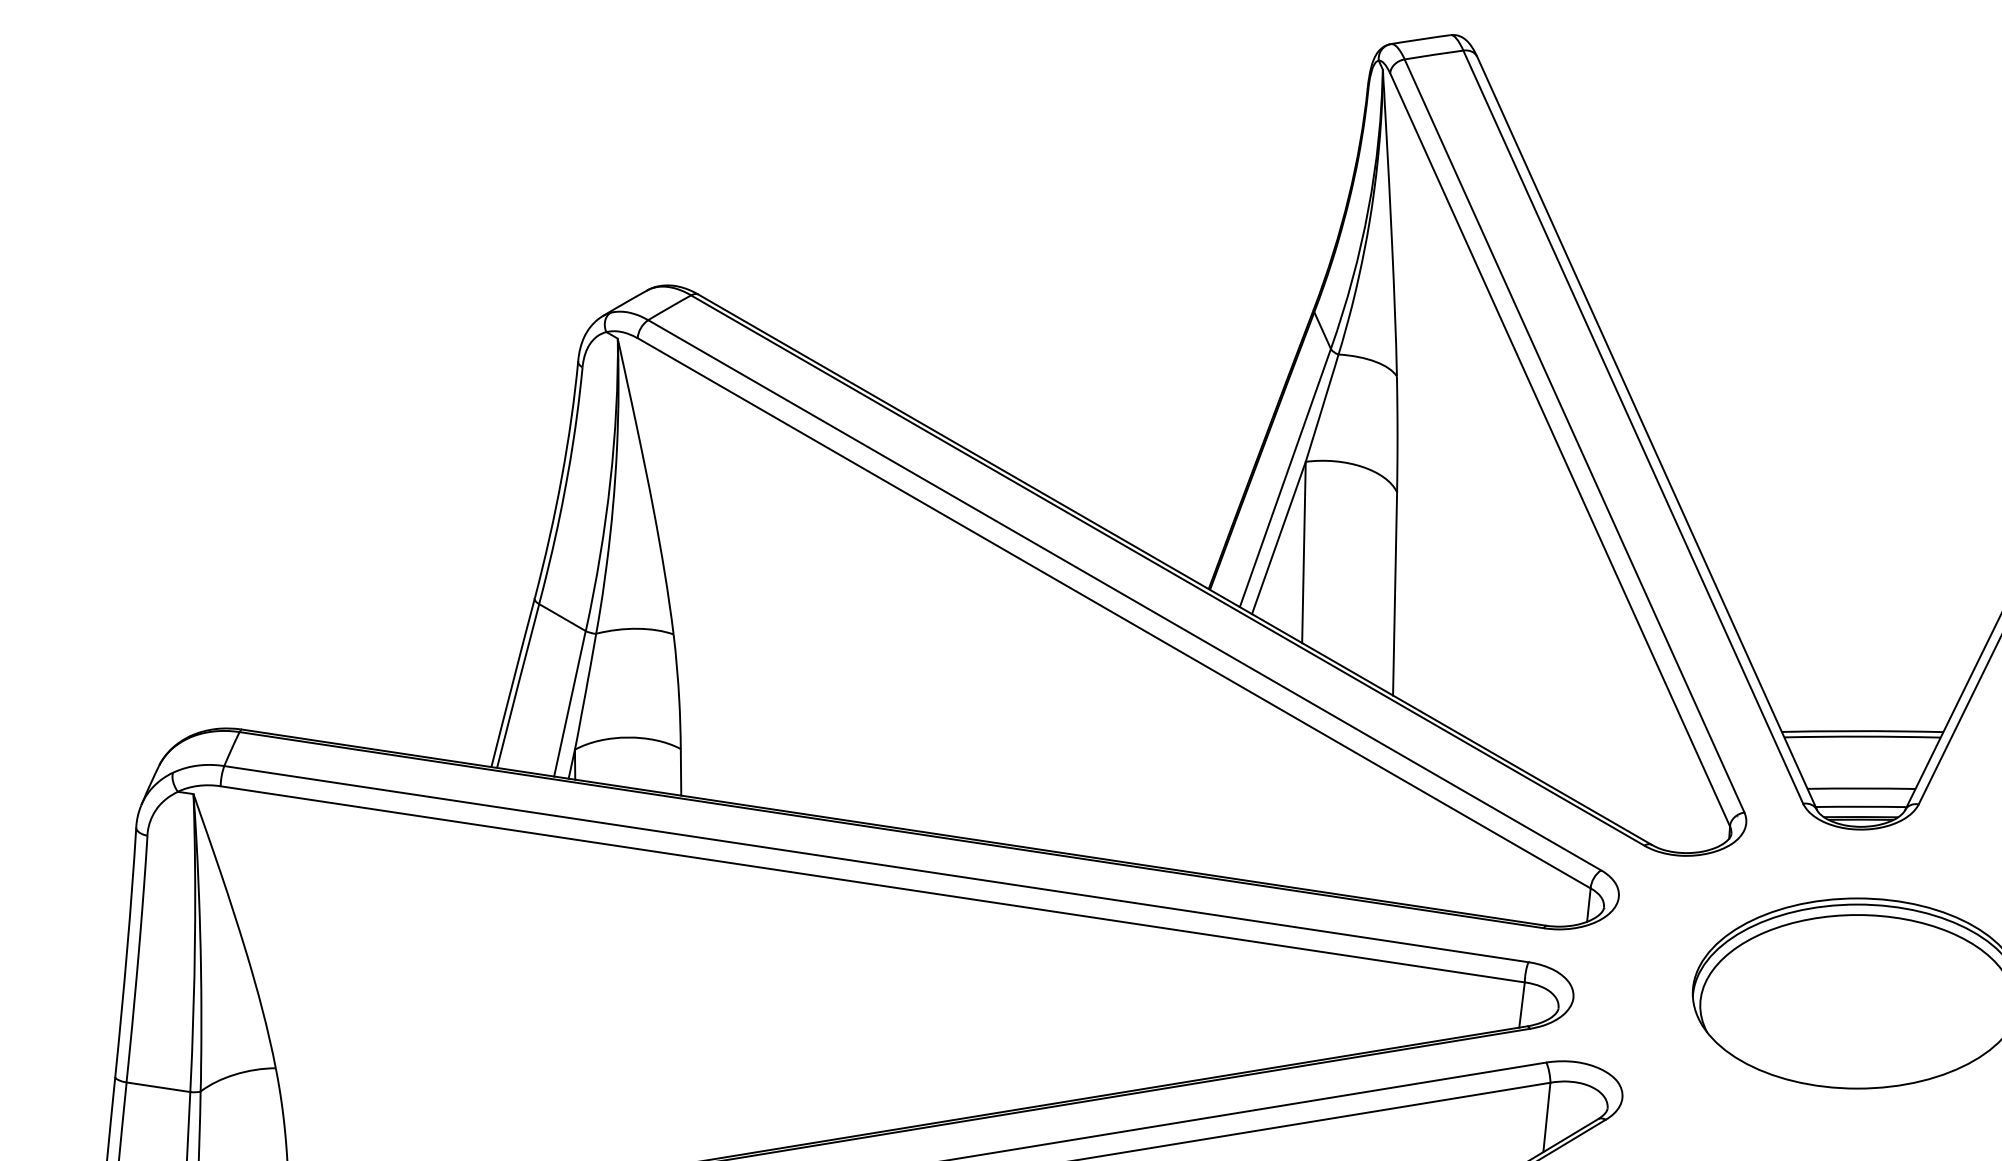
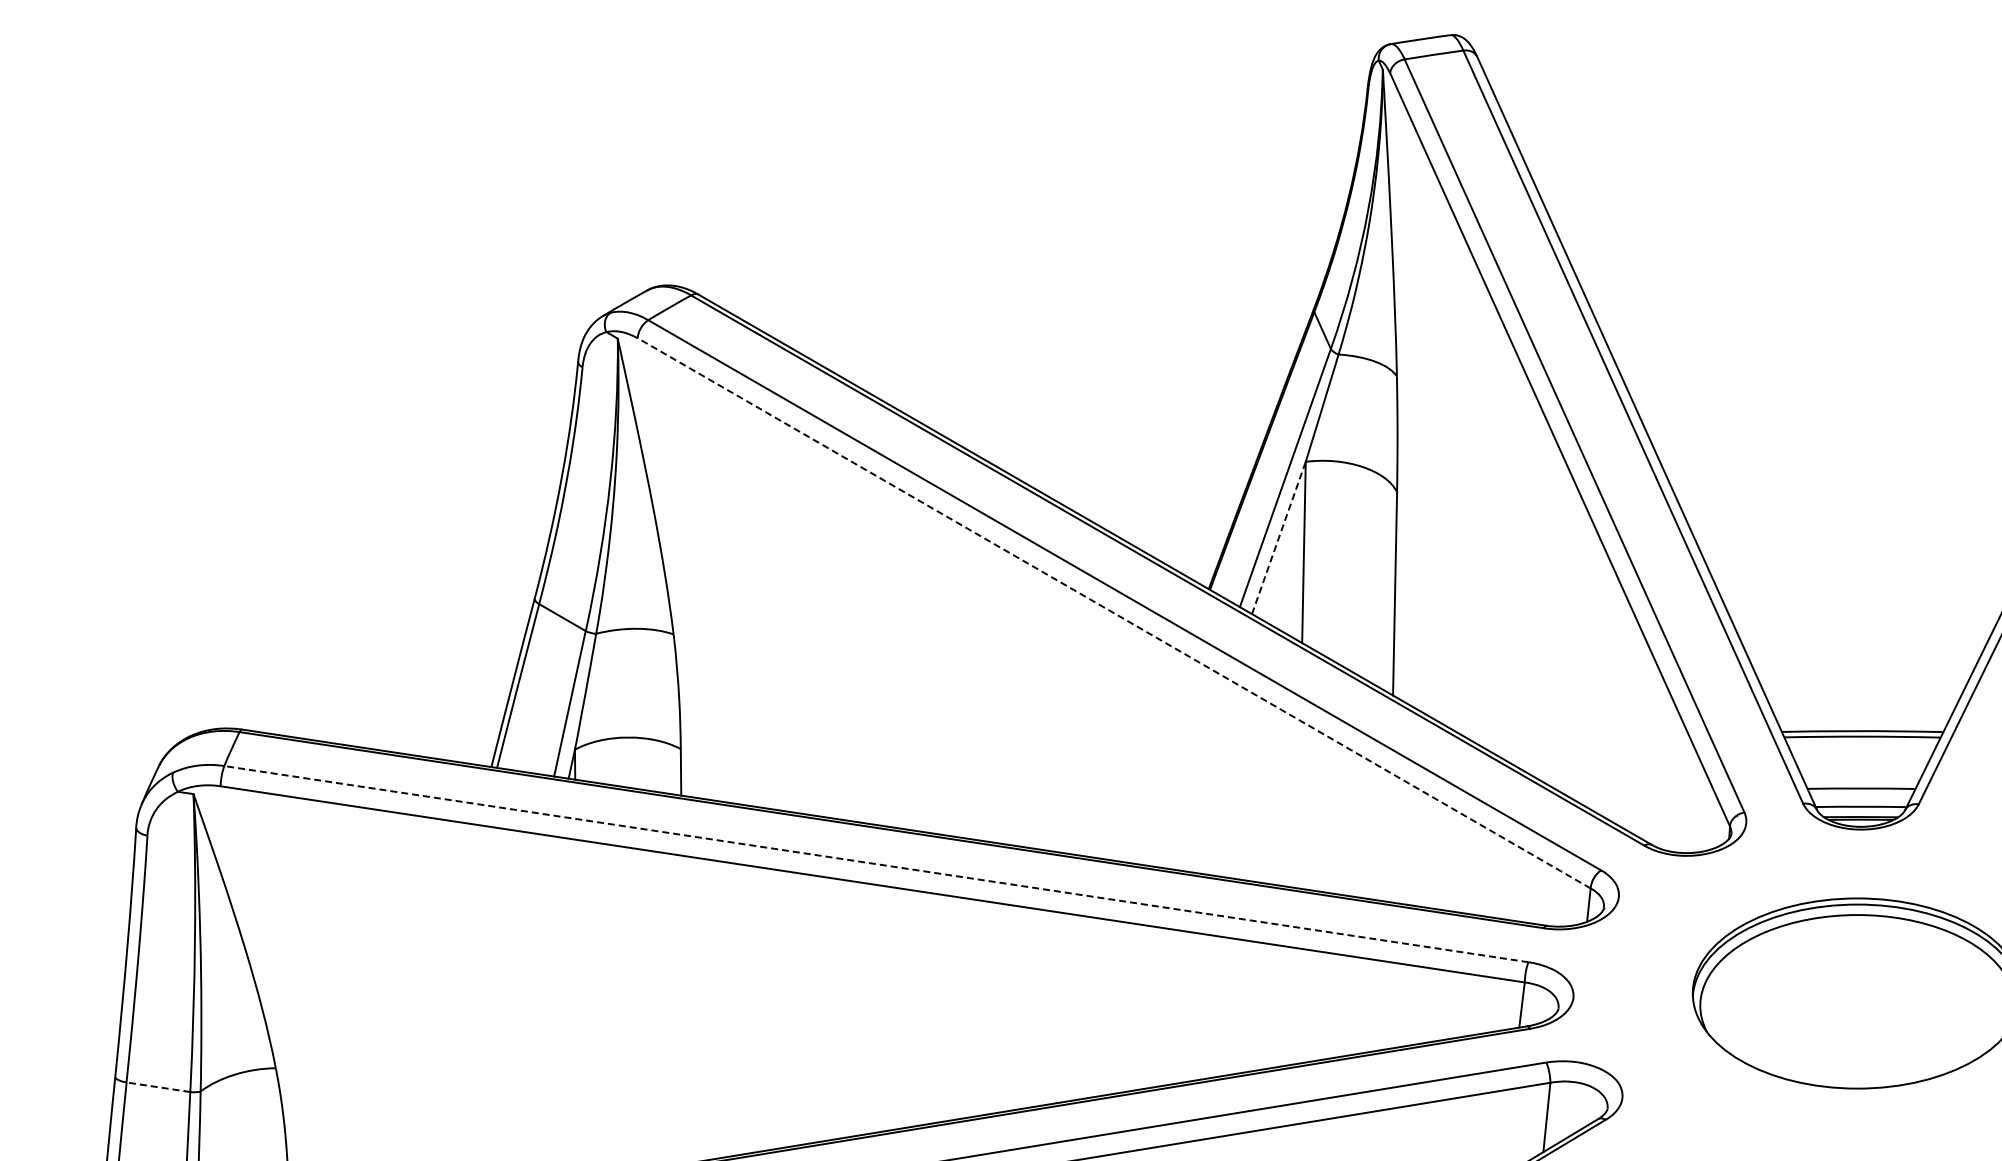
line: solid -> dashed (1278, 537)
line: solid -> dashed (1113, 613)
line: solid -> dashed (876, 864)
line: solid -> dashed (157, 1087)
